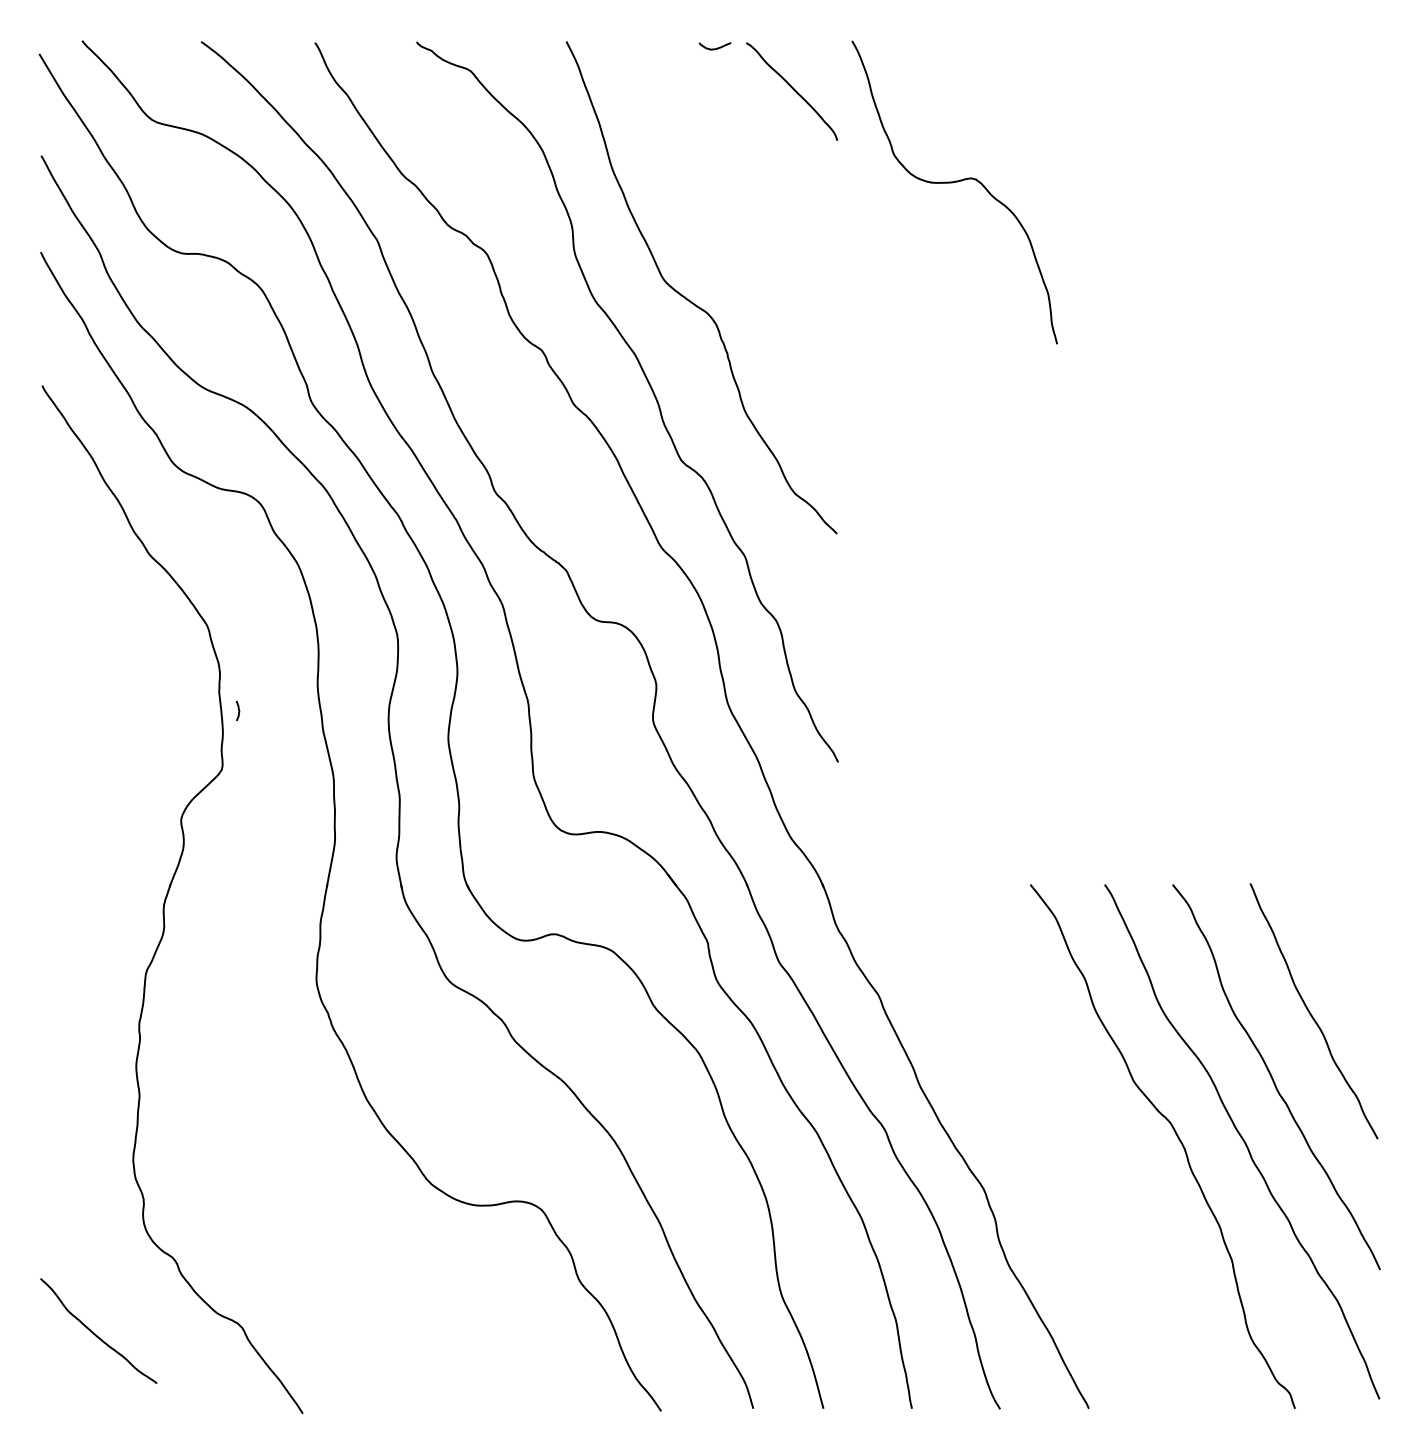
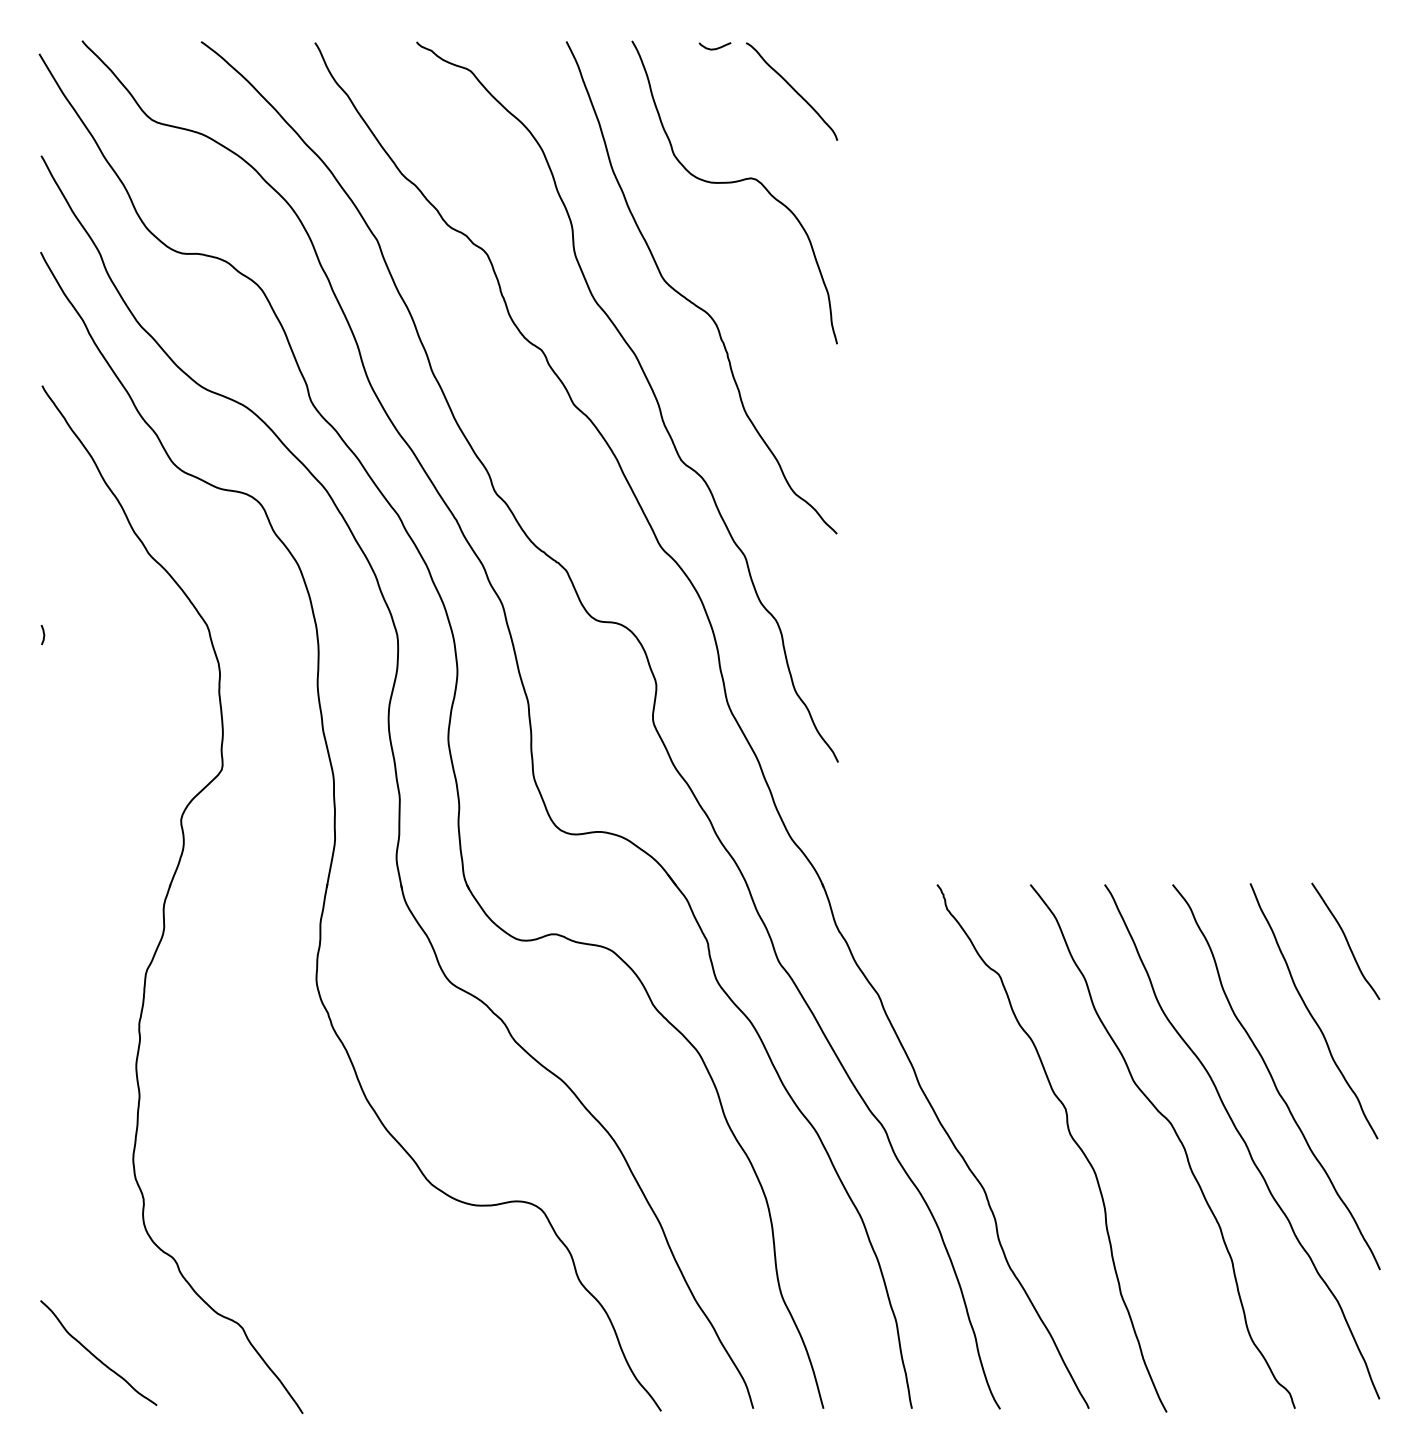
curve position: (952, 183) -> (732, 183) (732, 183)
curve position: (238, 710) -> (43, 634) (43, 634)
curve: none -> present (1345, 940)
curve: none -> present (1071, 1138)
curve position: (95, 1333) -> (95, 1355) (95, 1355)
